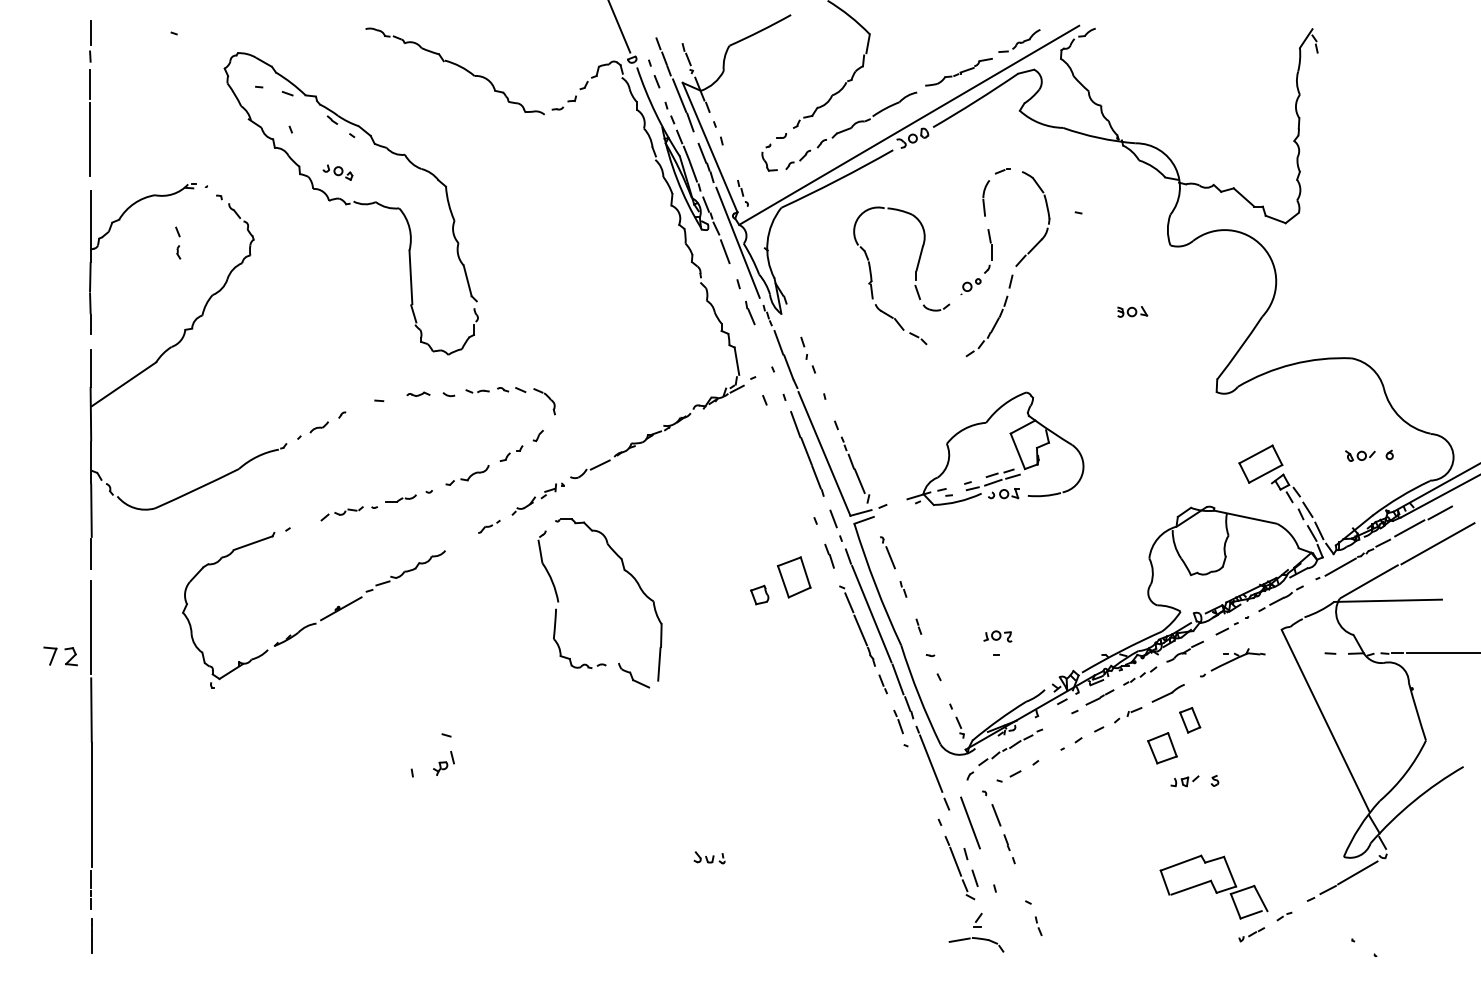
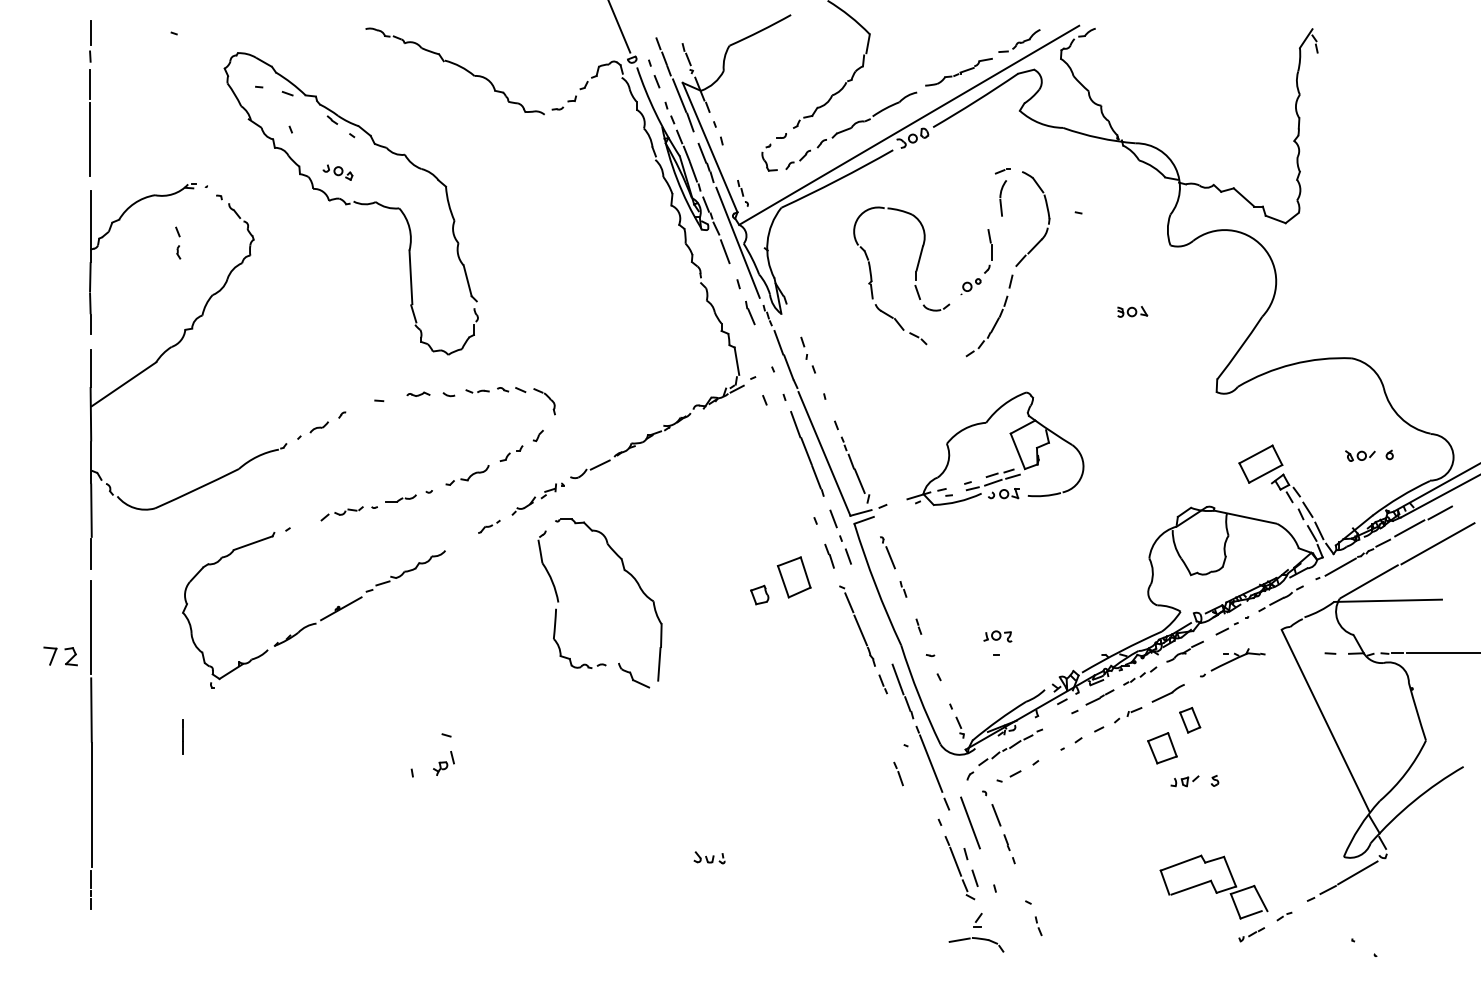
part position: (985, 198) -> (1002, 198) (1002, 198)
line: present -> none (871, 614)
line position: (898, 721) -> (898, 773) (898, 773)
line position: (91, 935) -> (182, 736) (182, 736)
